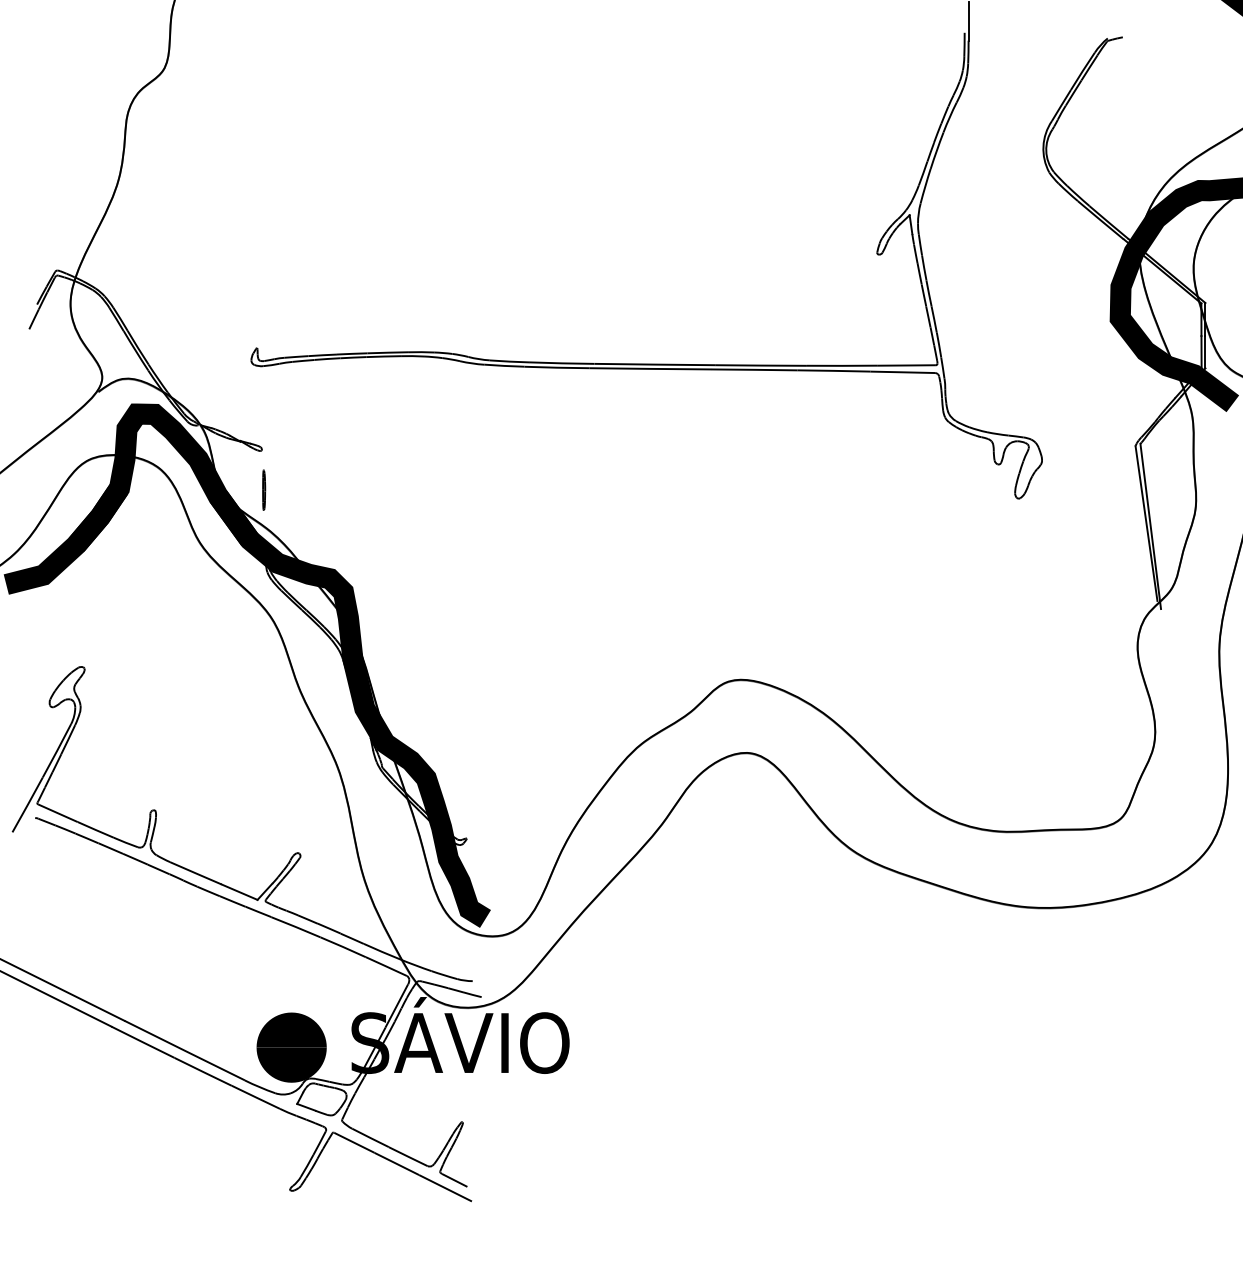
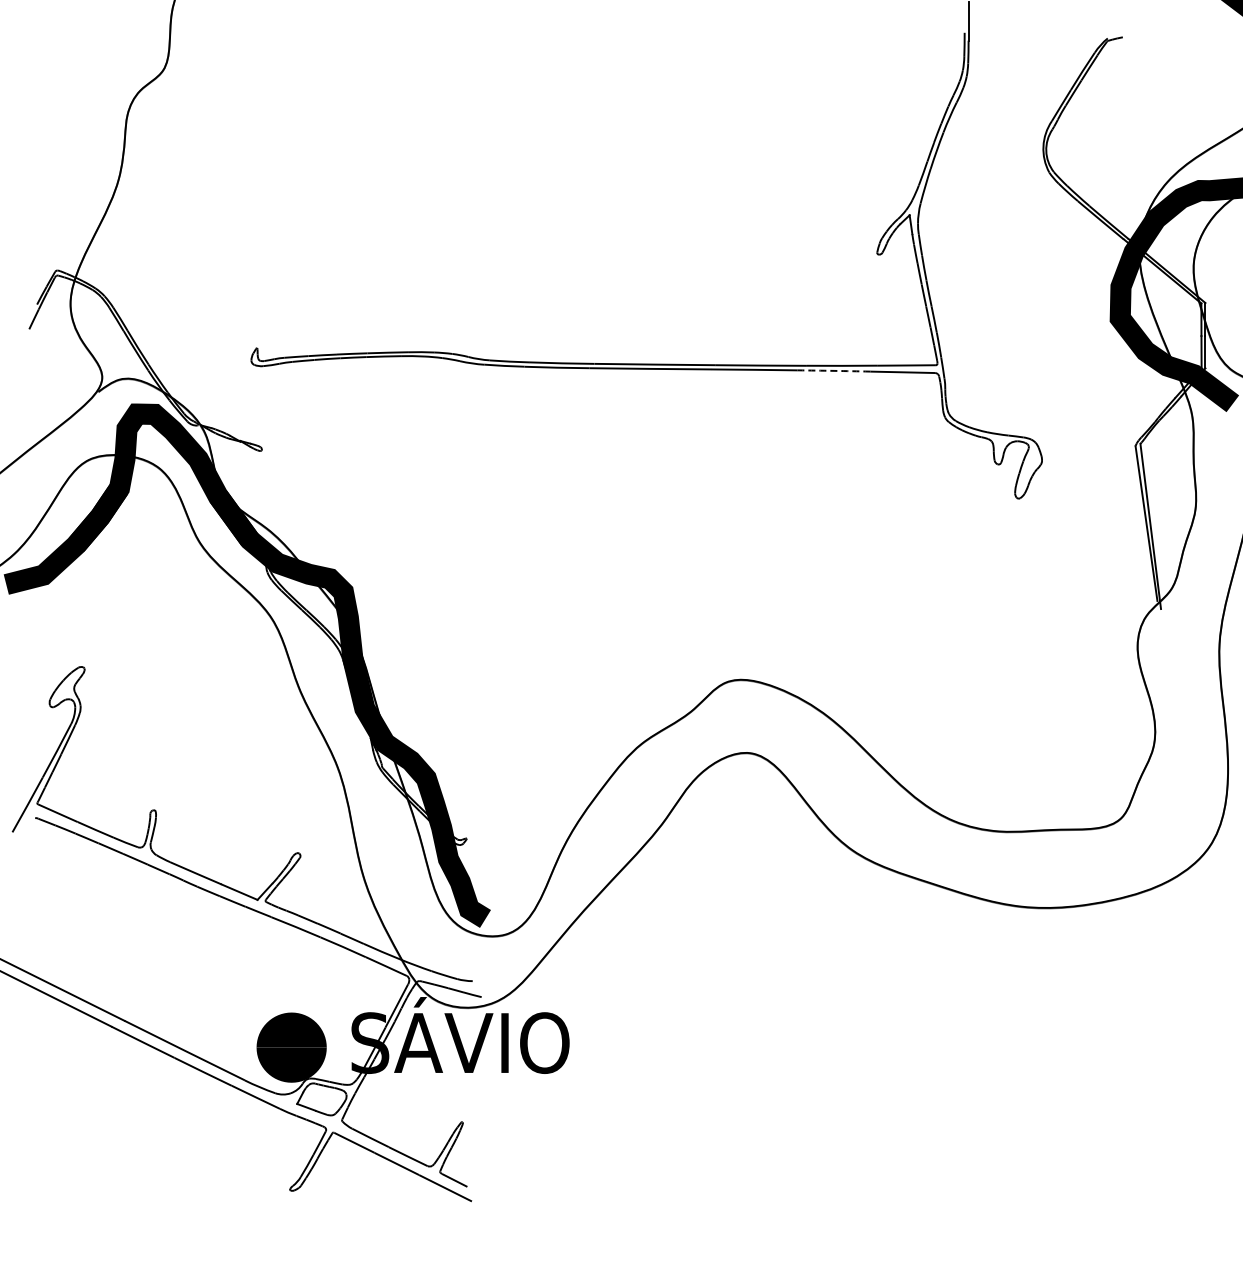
arc: solid -> dashed (834, 370)
line: present -> none (264, 489)
